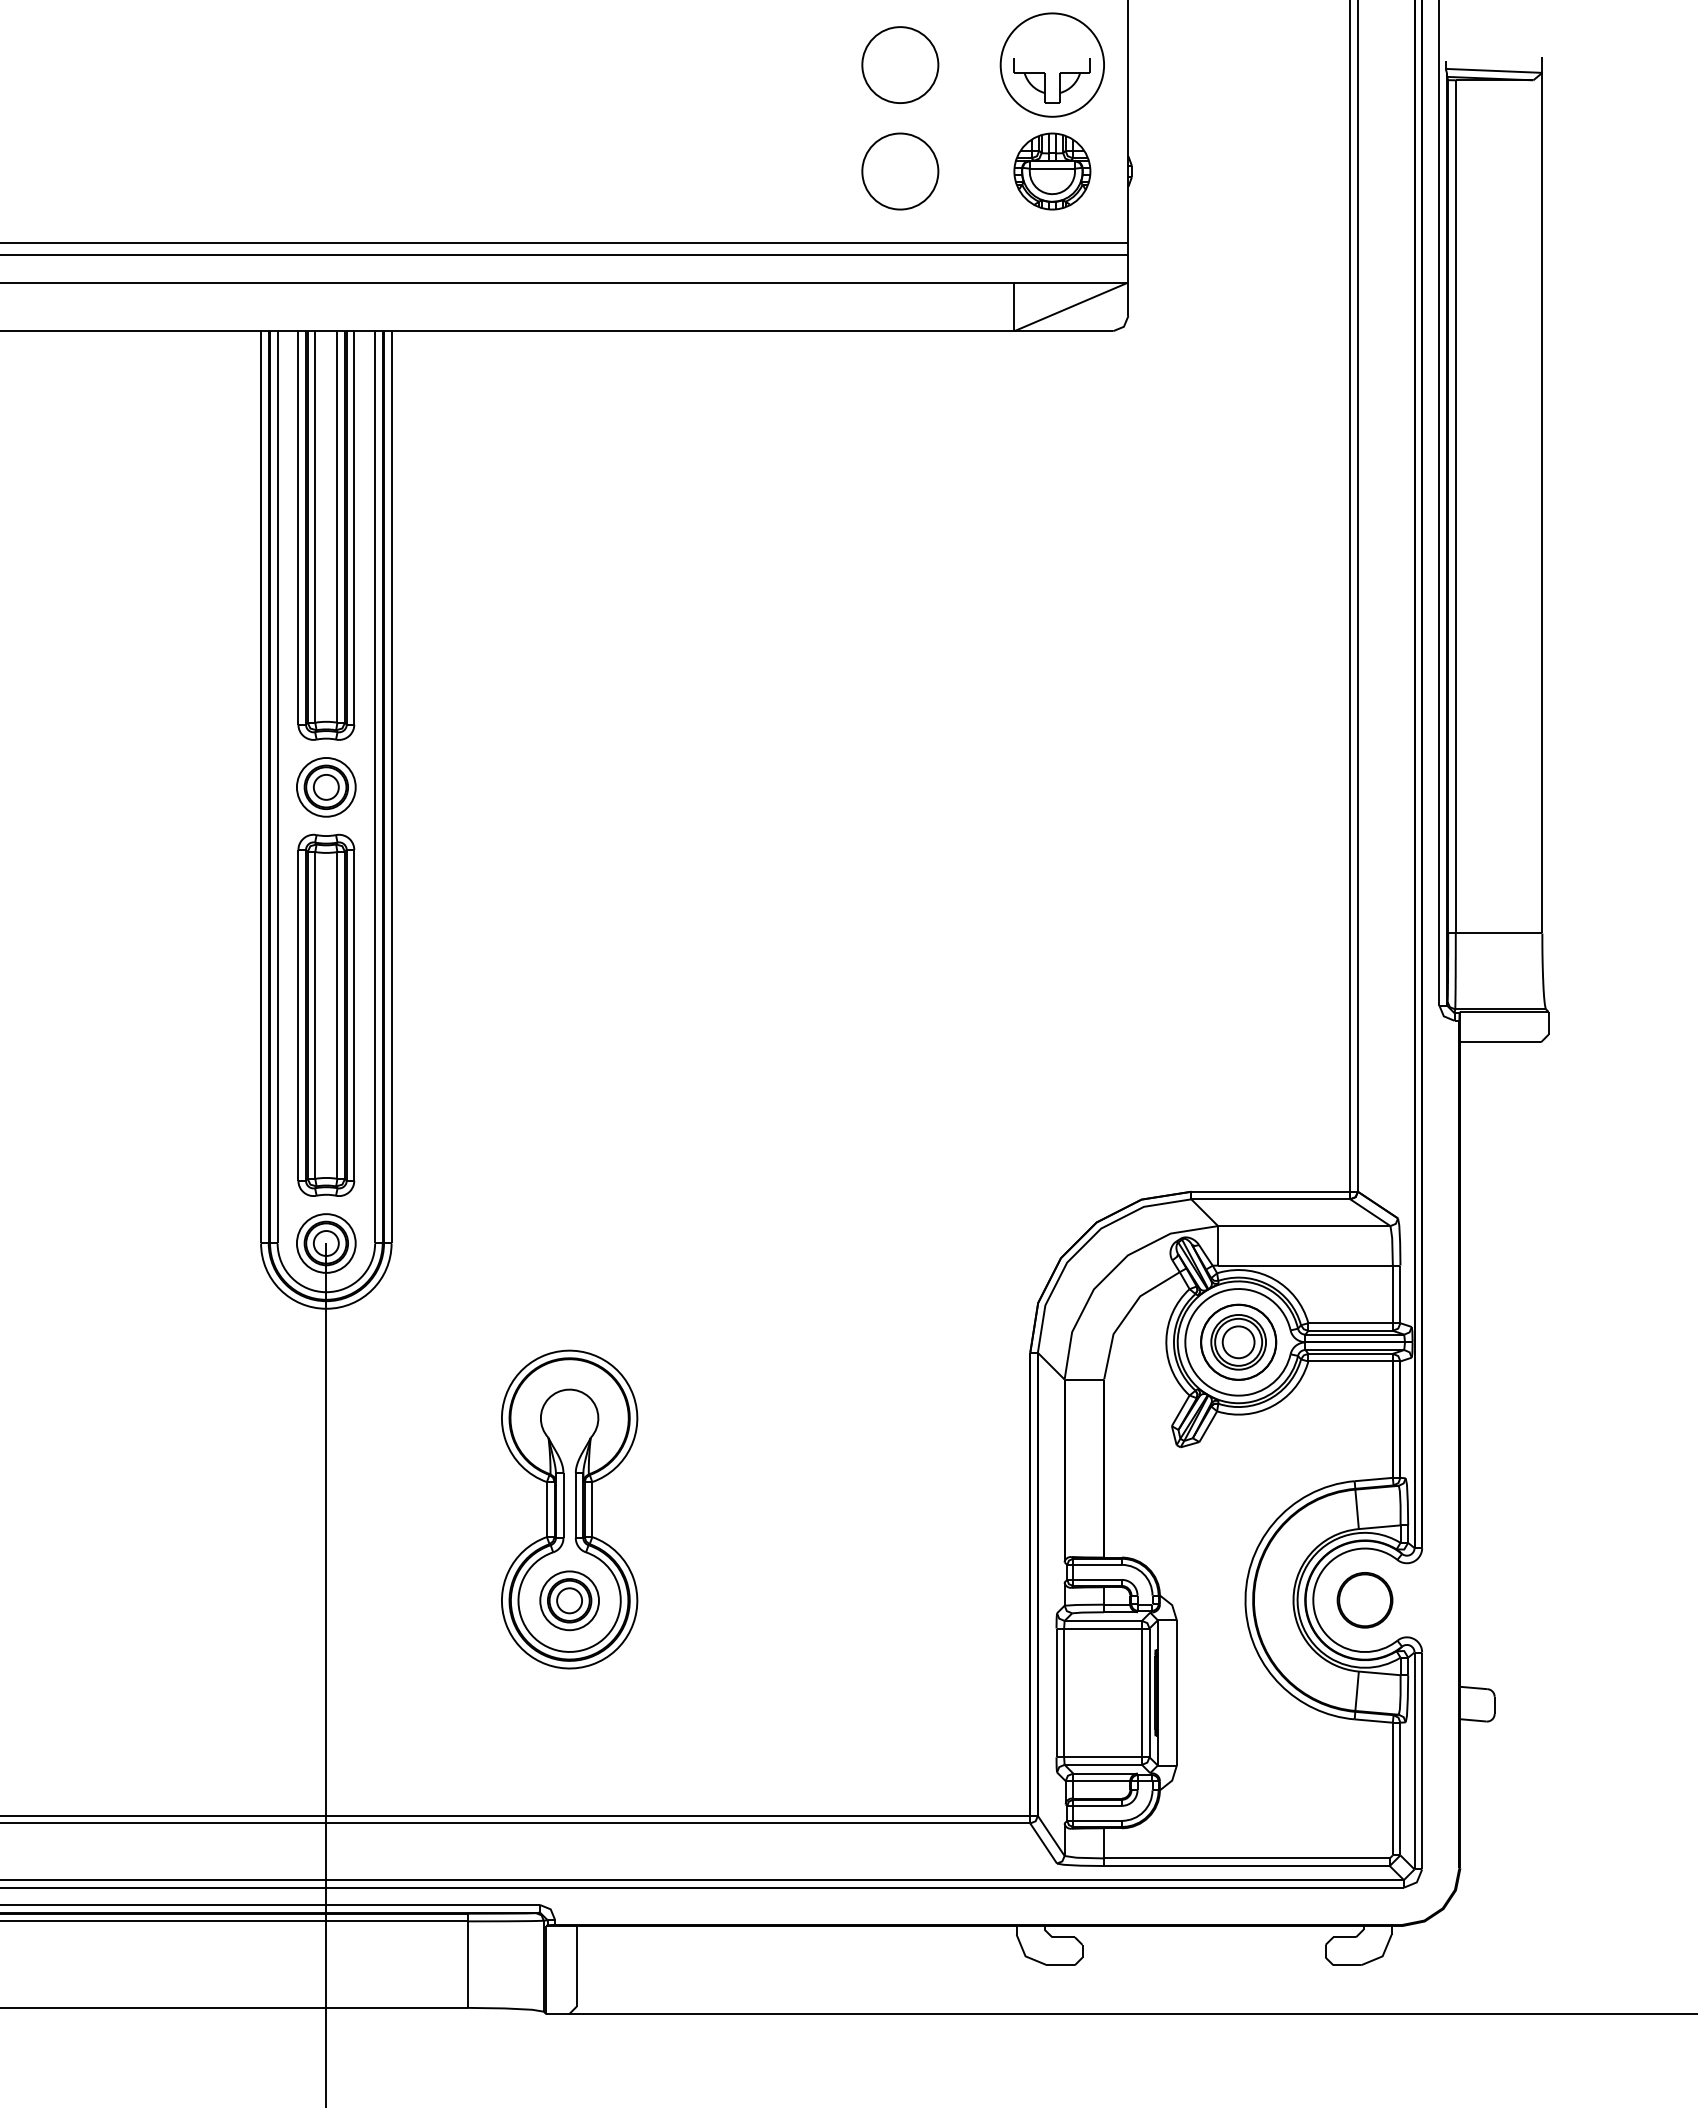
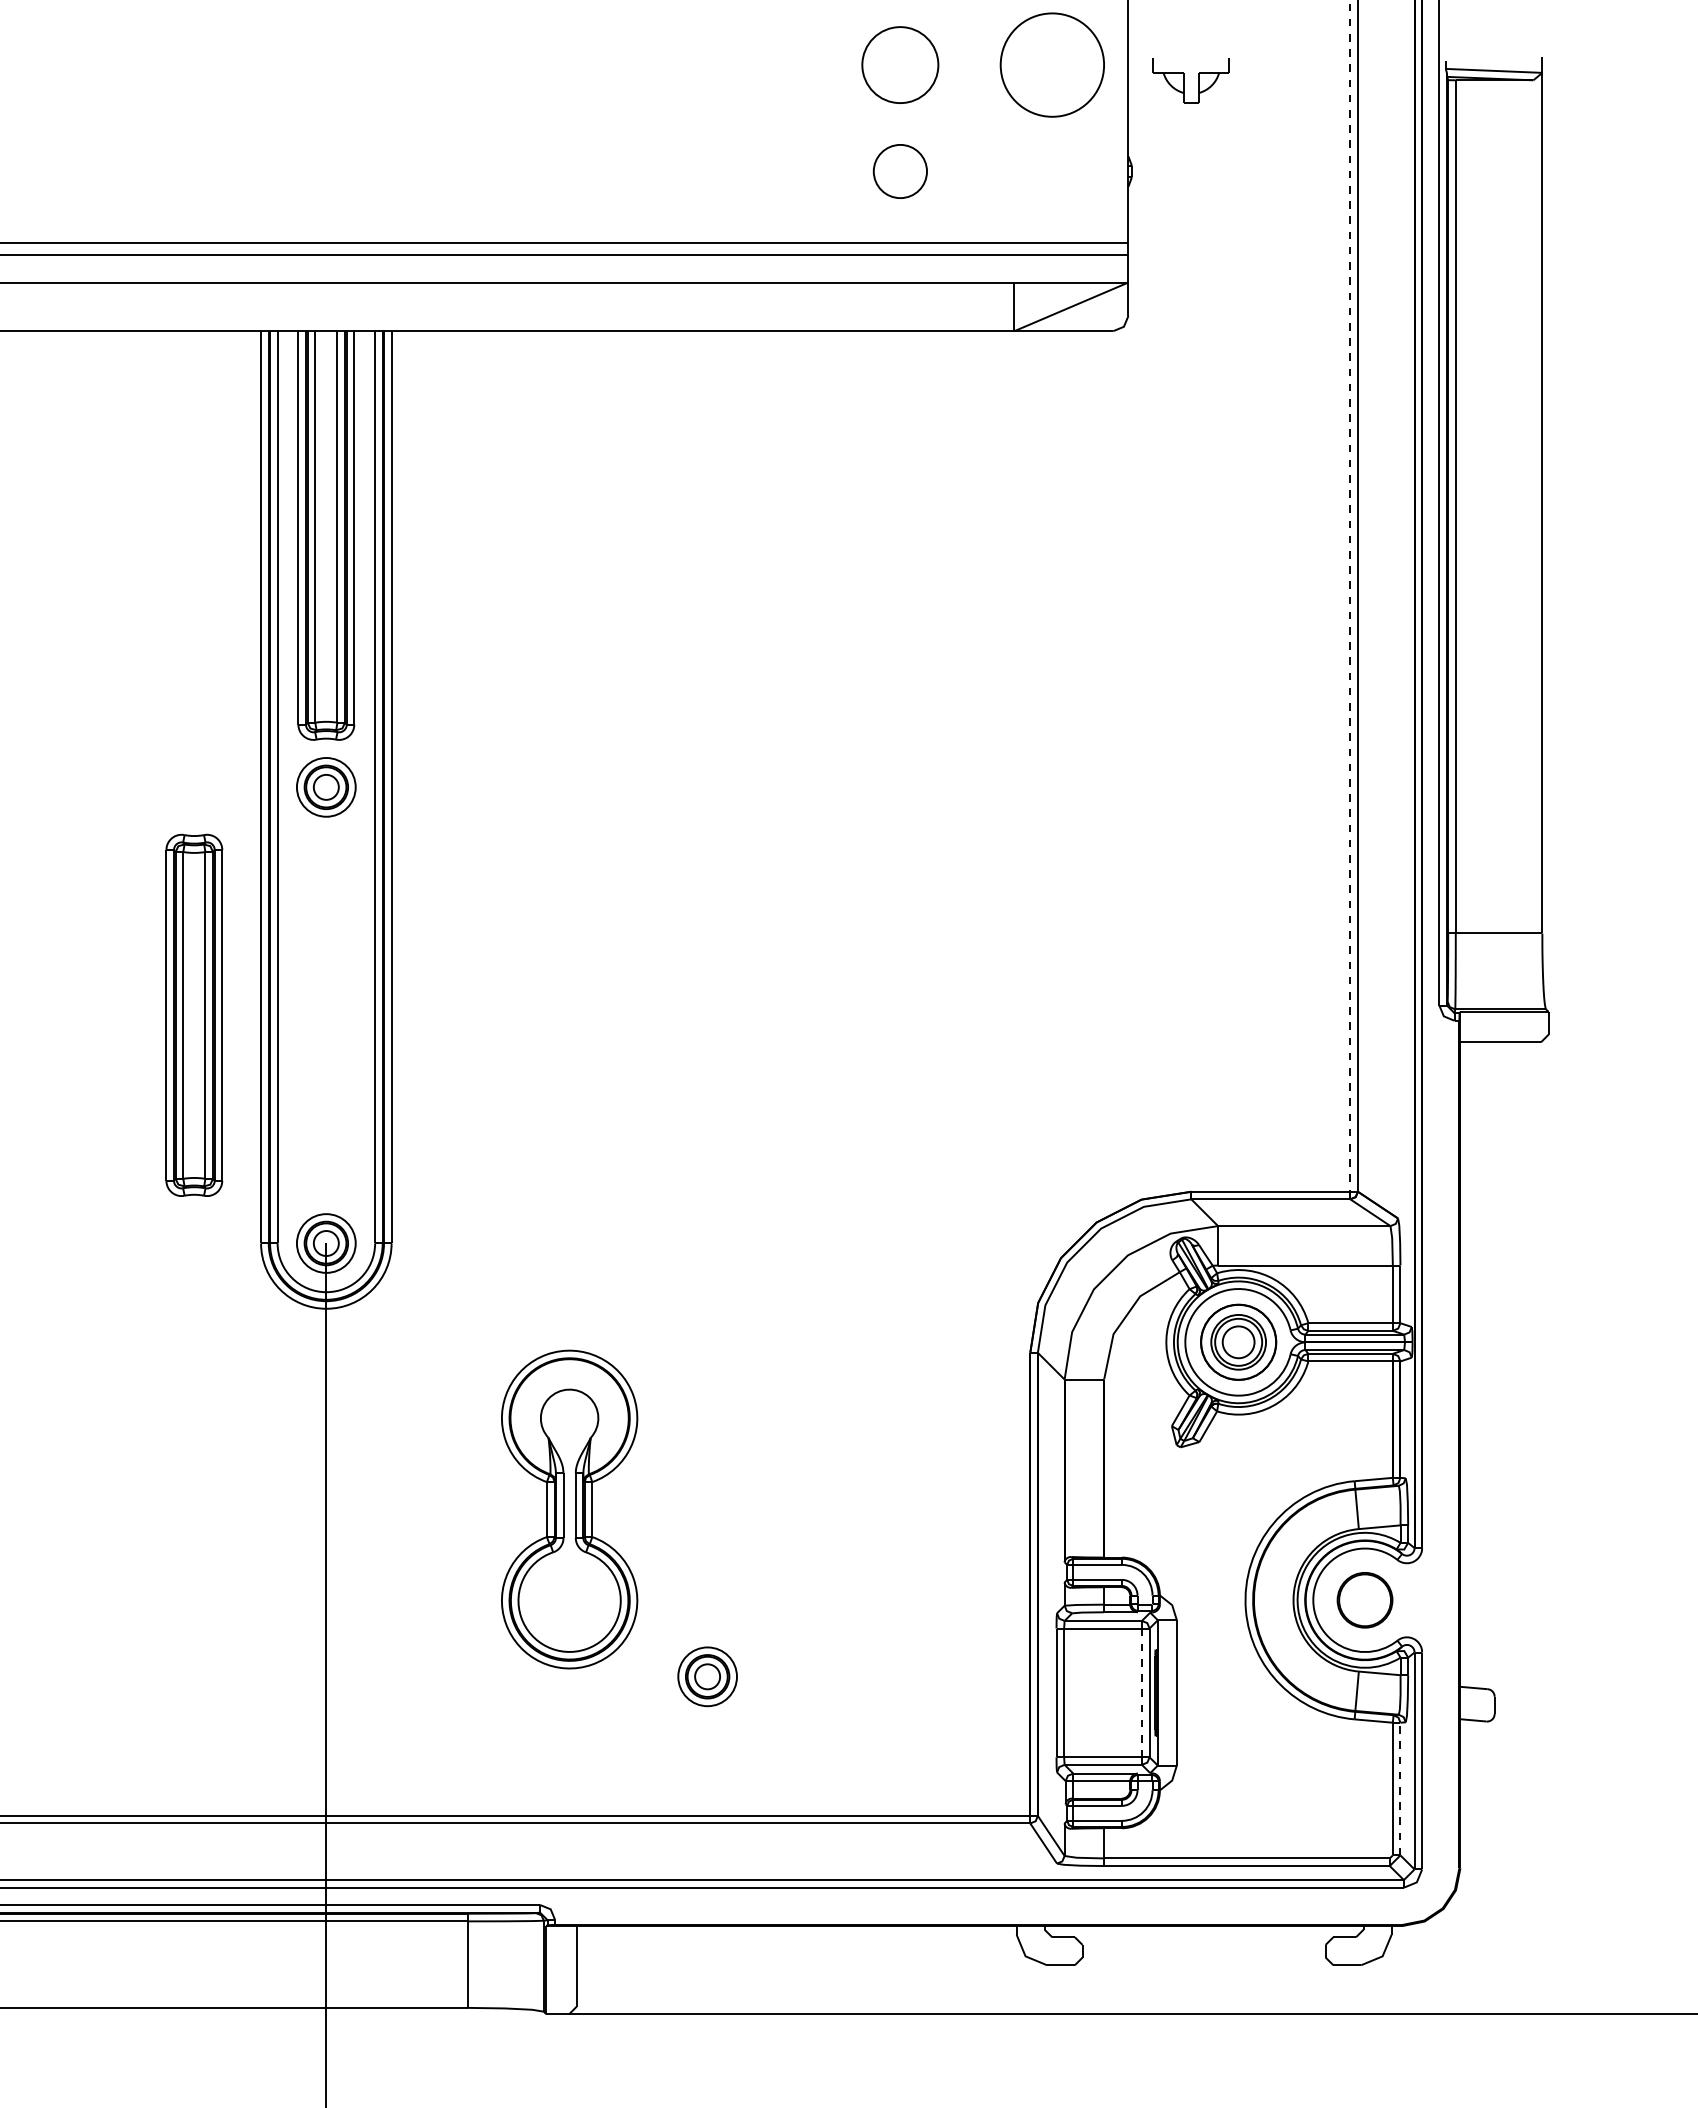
part position: (1051, 80) -> (1190, 80) (1190, 80)
part size: 79x79 px -> 56x55 px (899, 171)
part: present -> none (1052, 171)
line: solid -> dashed (1350, 595)
part position: (326, 1014) -> (194, 1014) (194, 1014)
part position: (569, 1600) -> (707, 1676) (707, 1676)
line: solid -> dashed (1141, 1693)
line: solid -> dashed (1400, 1788)
